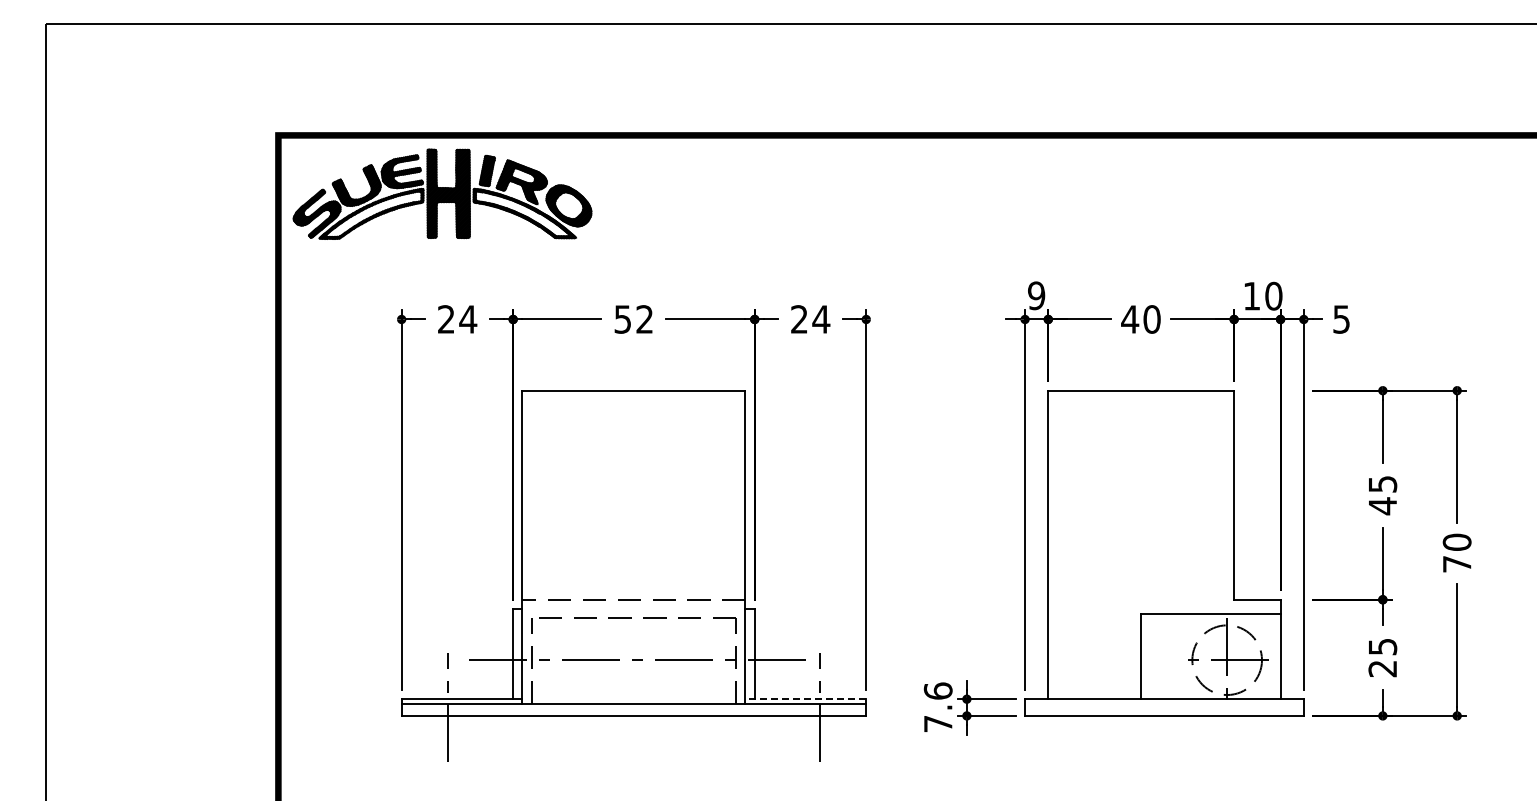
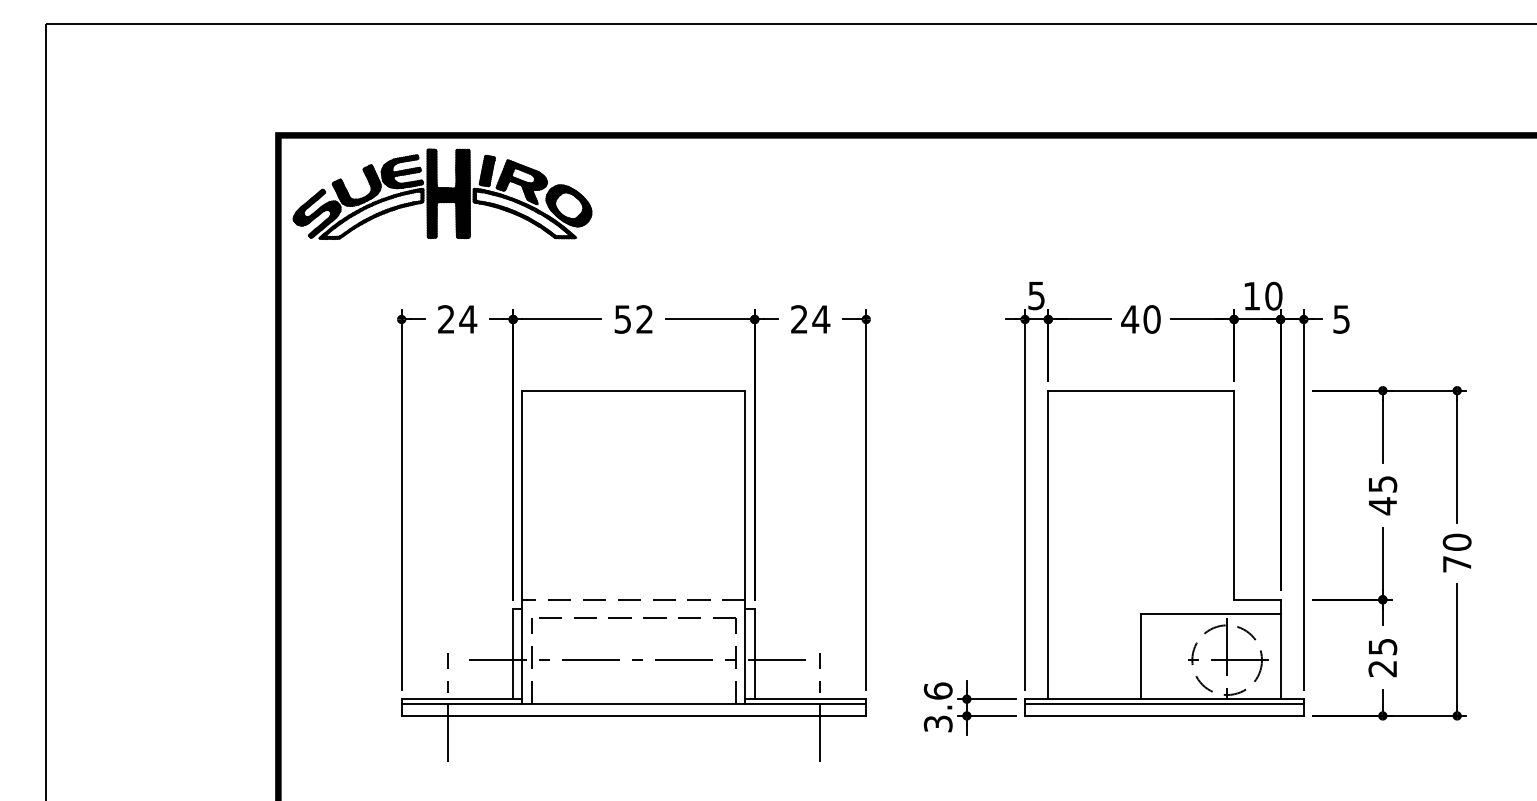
text: 9 -> 5 (1036, 295)
line: dashed -> solid (805, 699)
line: none -> present (1164, 703)
text: 7.6 -> 3.6 (937, 723)
